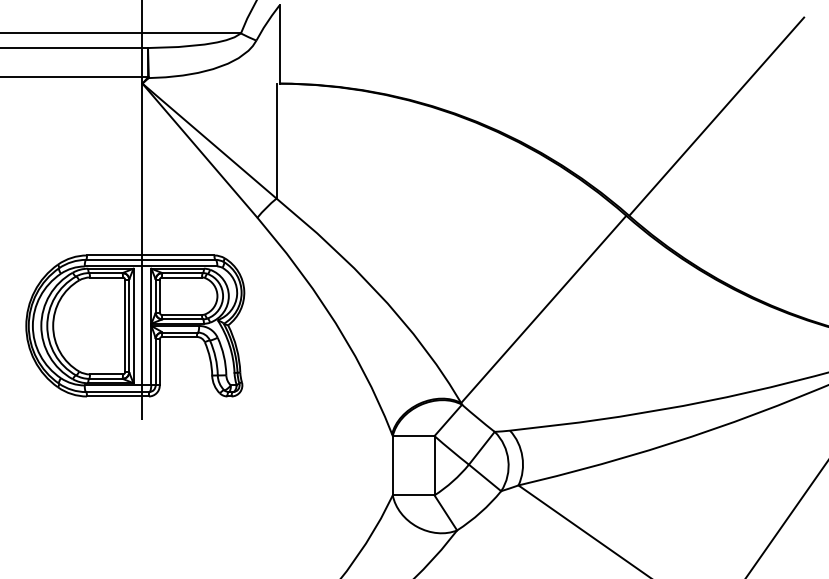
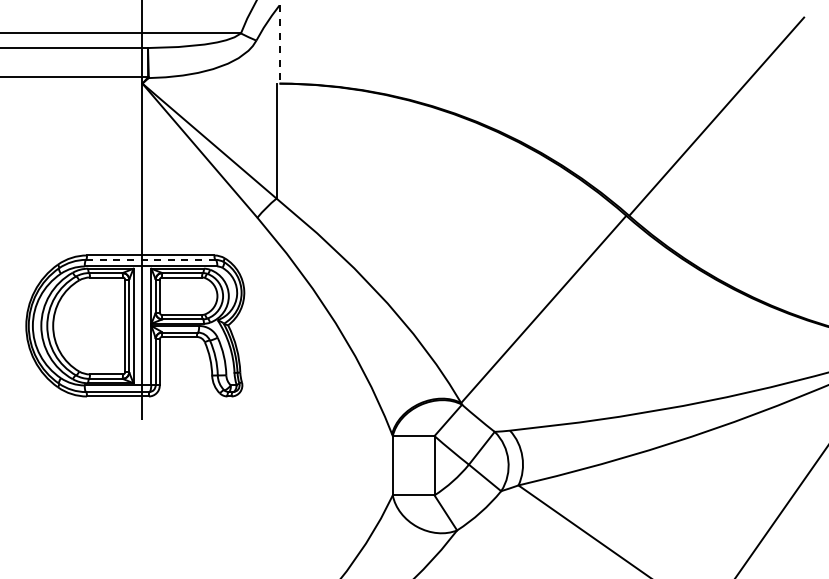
line: solid -> dashed (279, 45)
line: solid -> dashed (150, 259)
line position: (786, 519) -> (780, 511) (780, 511)
